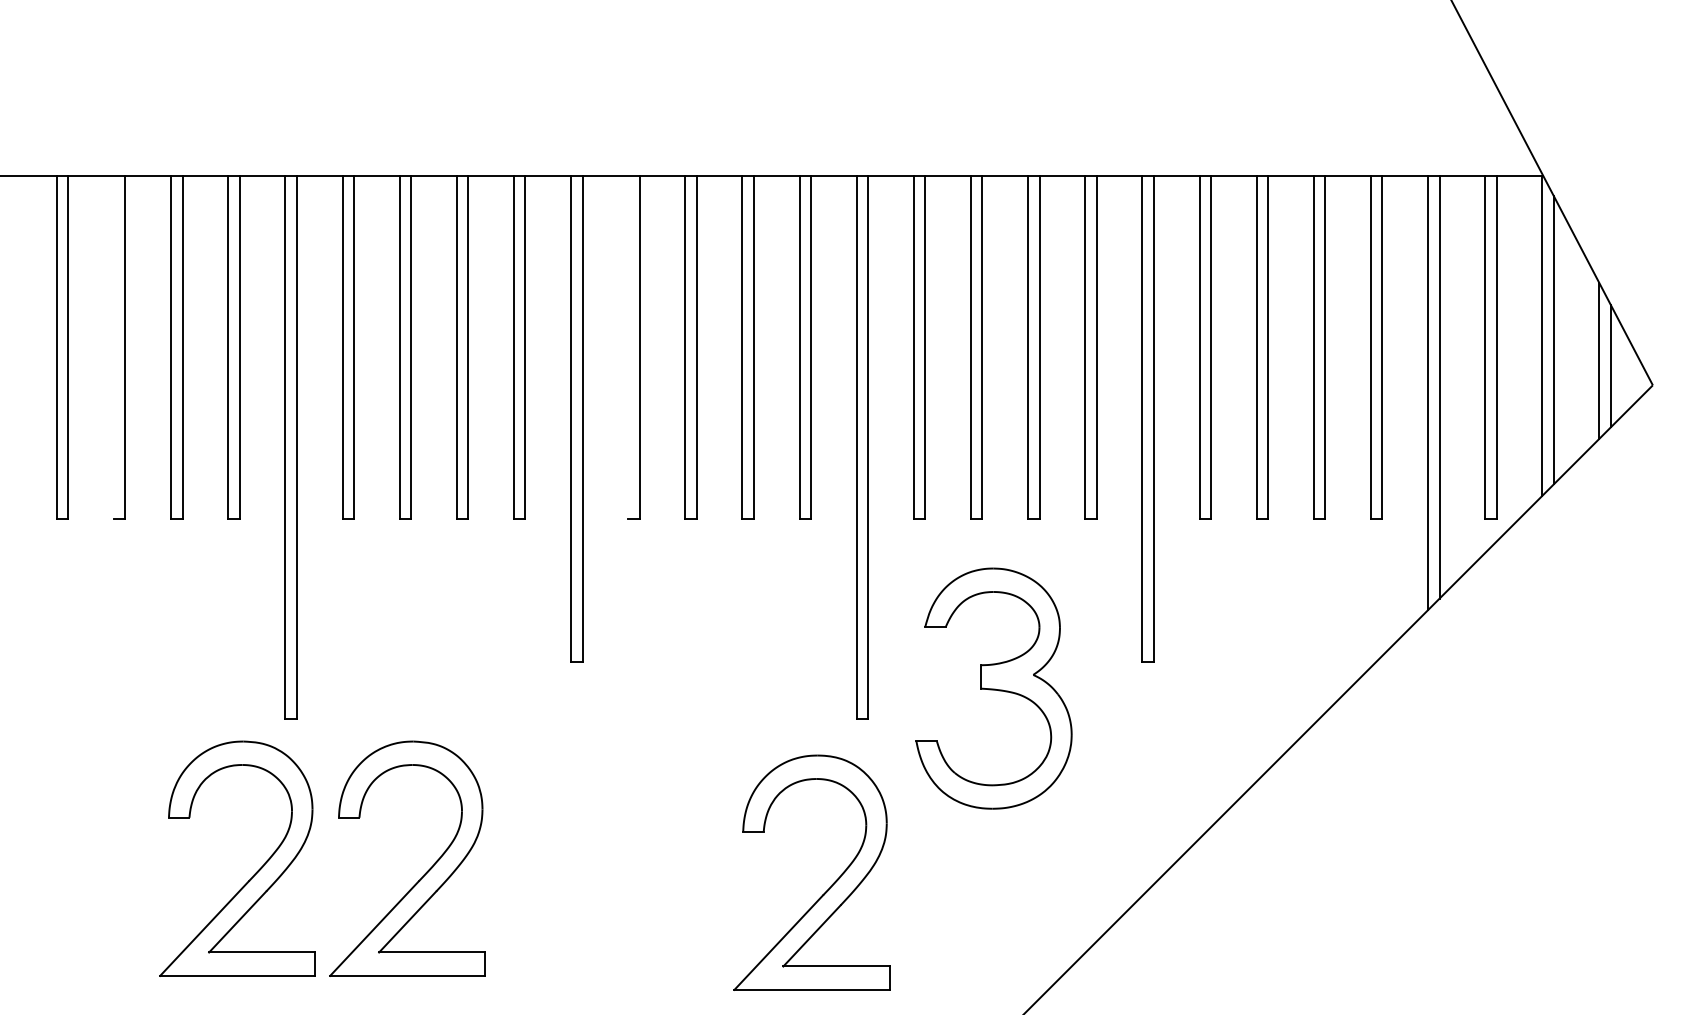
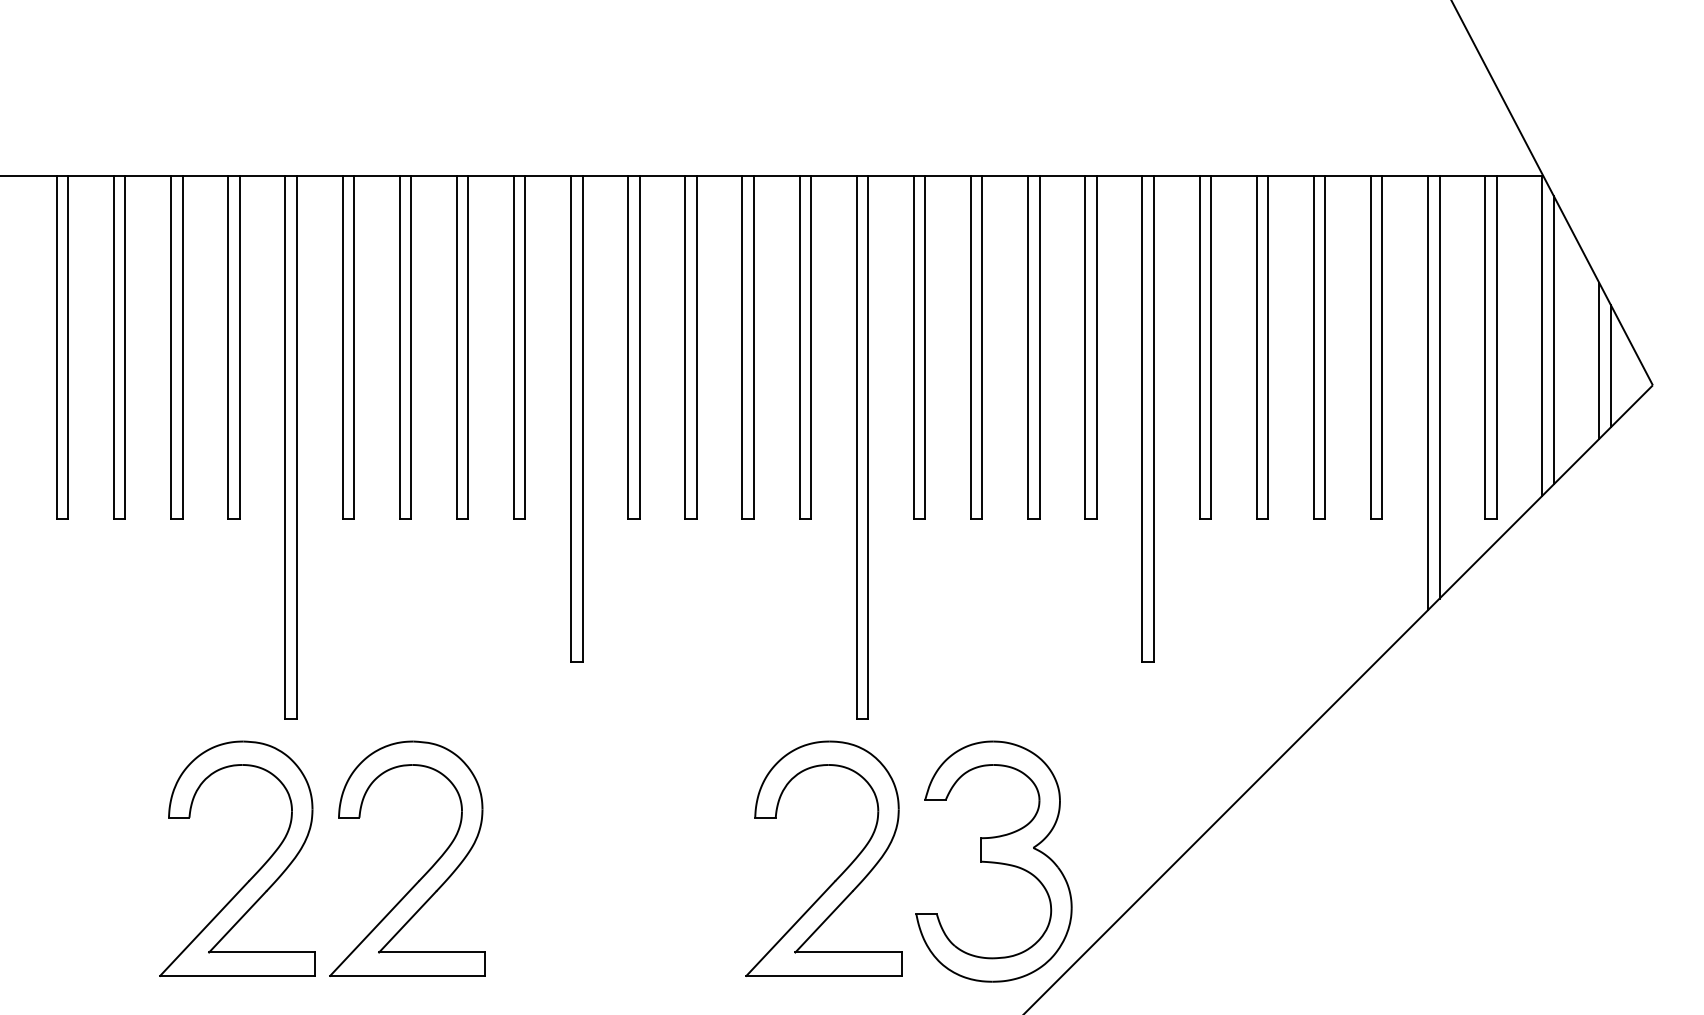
line: none -> present (114, 347)
line: none -> present (628, 347)
part position: (993, 688) -> (993, 861) (993, 861)
part position: (828, 888) -> (840, 874) (840, 874)
